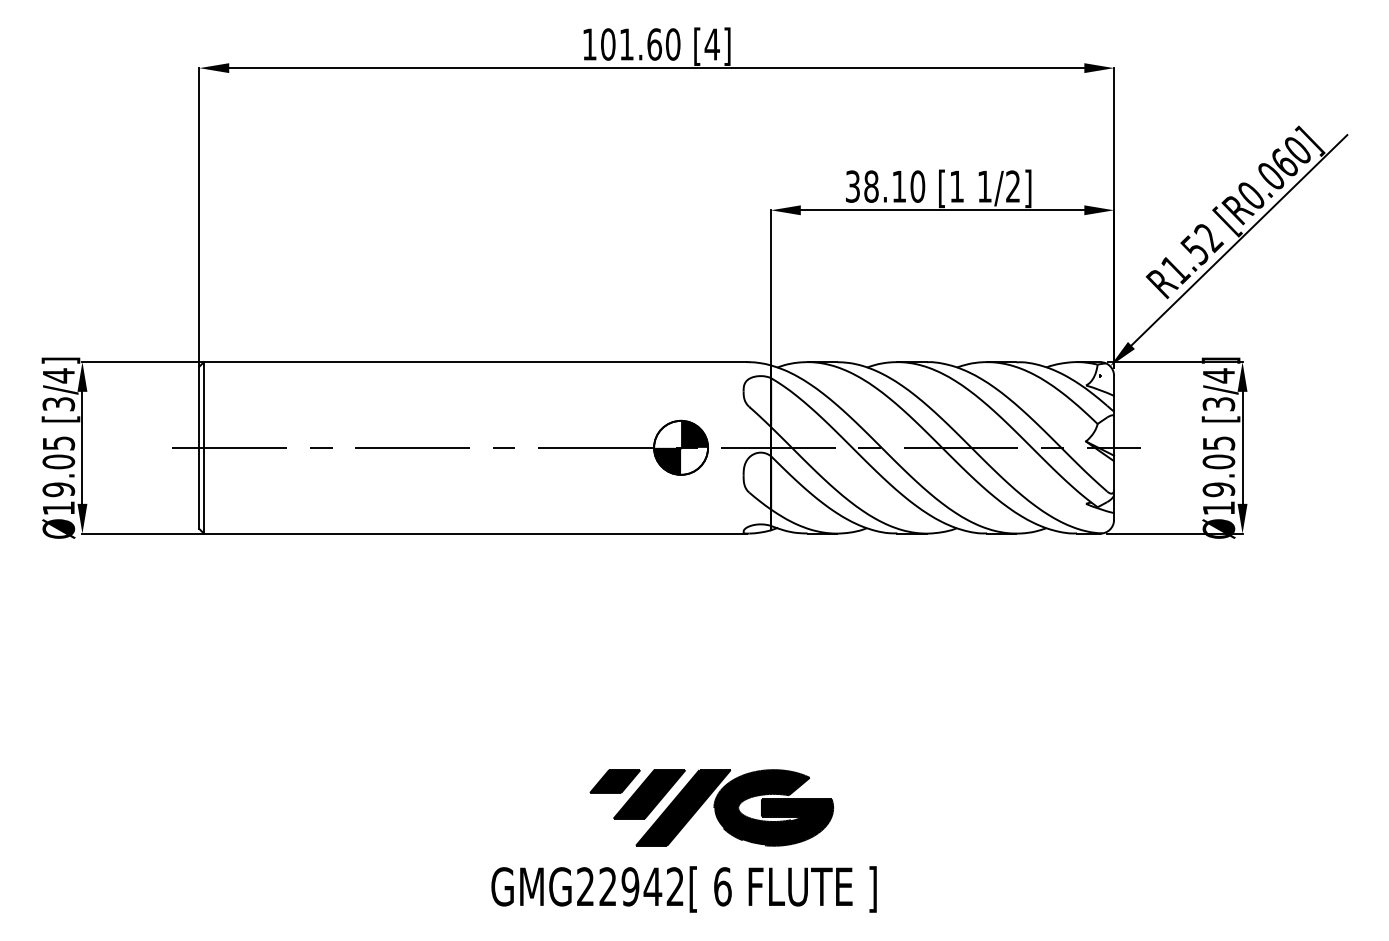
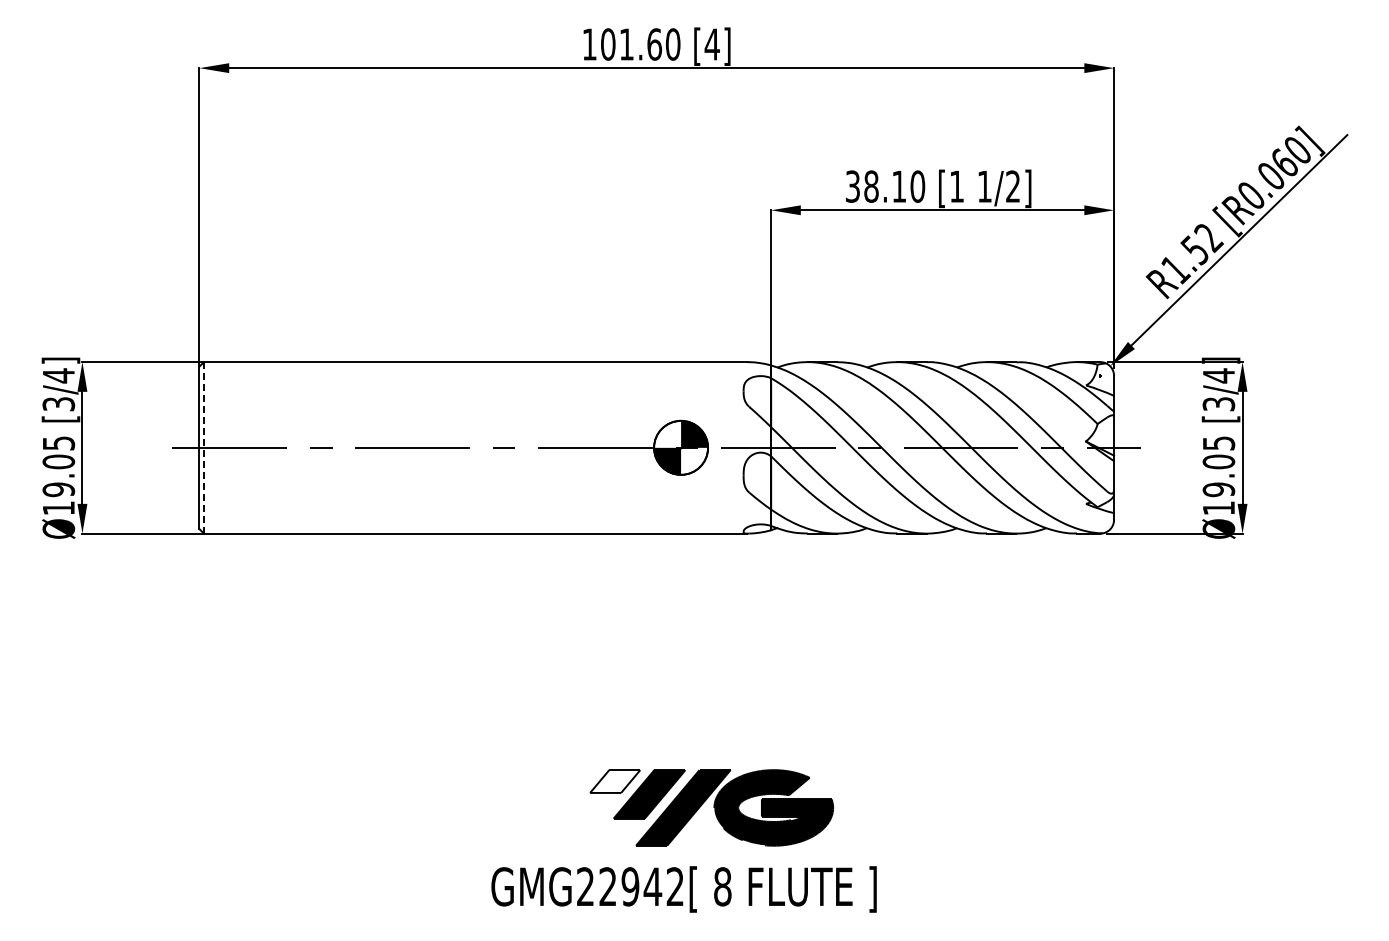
line: solid -> dashed (203, 447)
fill: present -> none (615, 781)
text: 6 -> 8 (722, 886)
